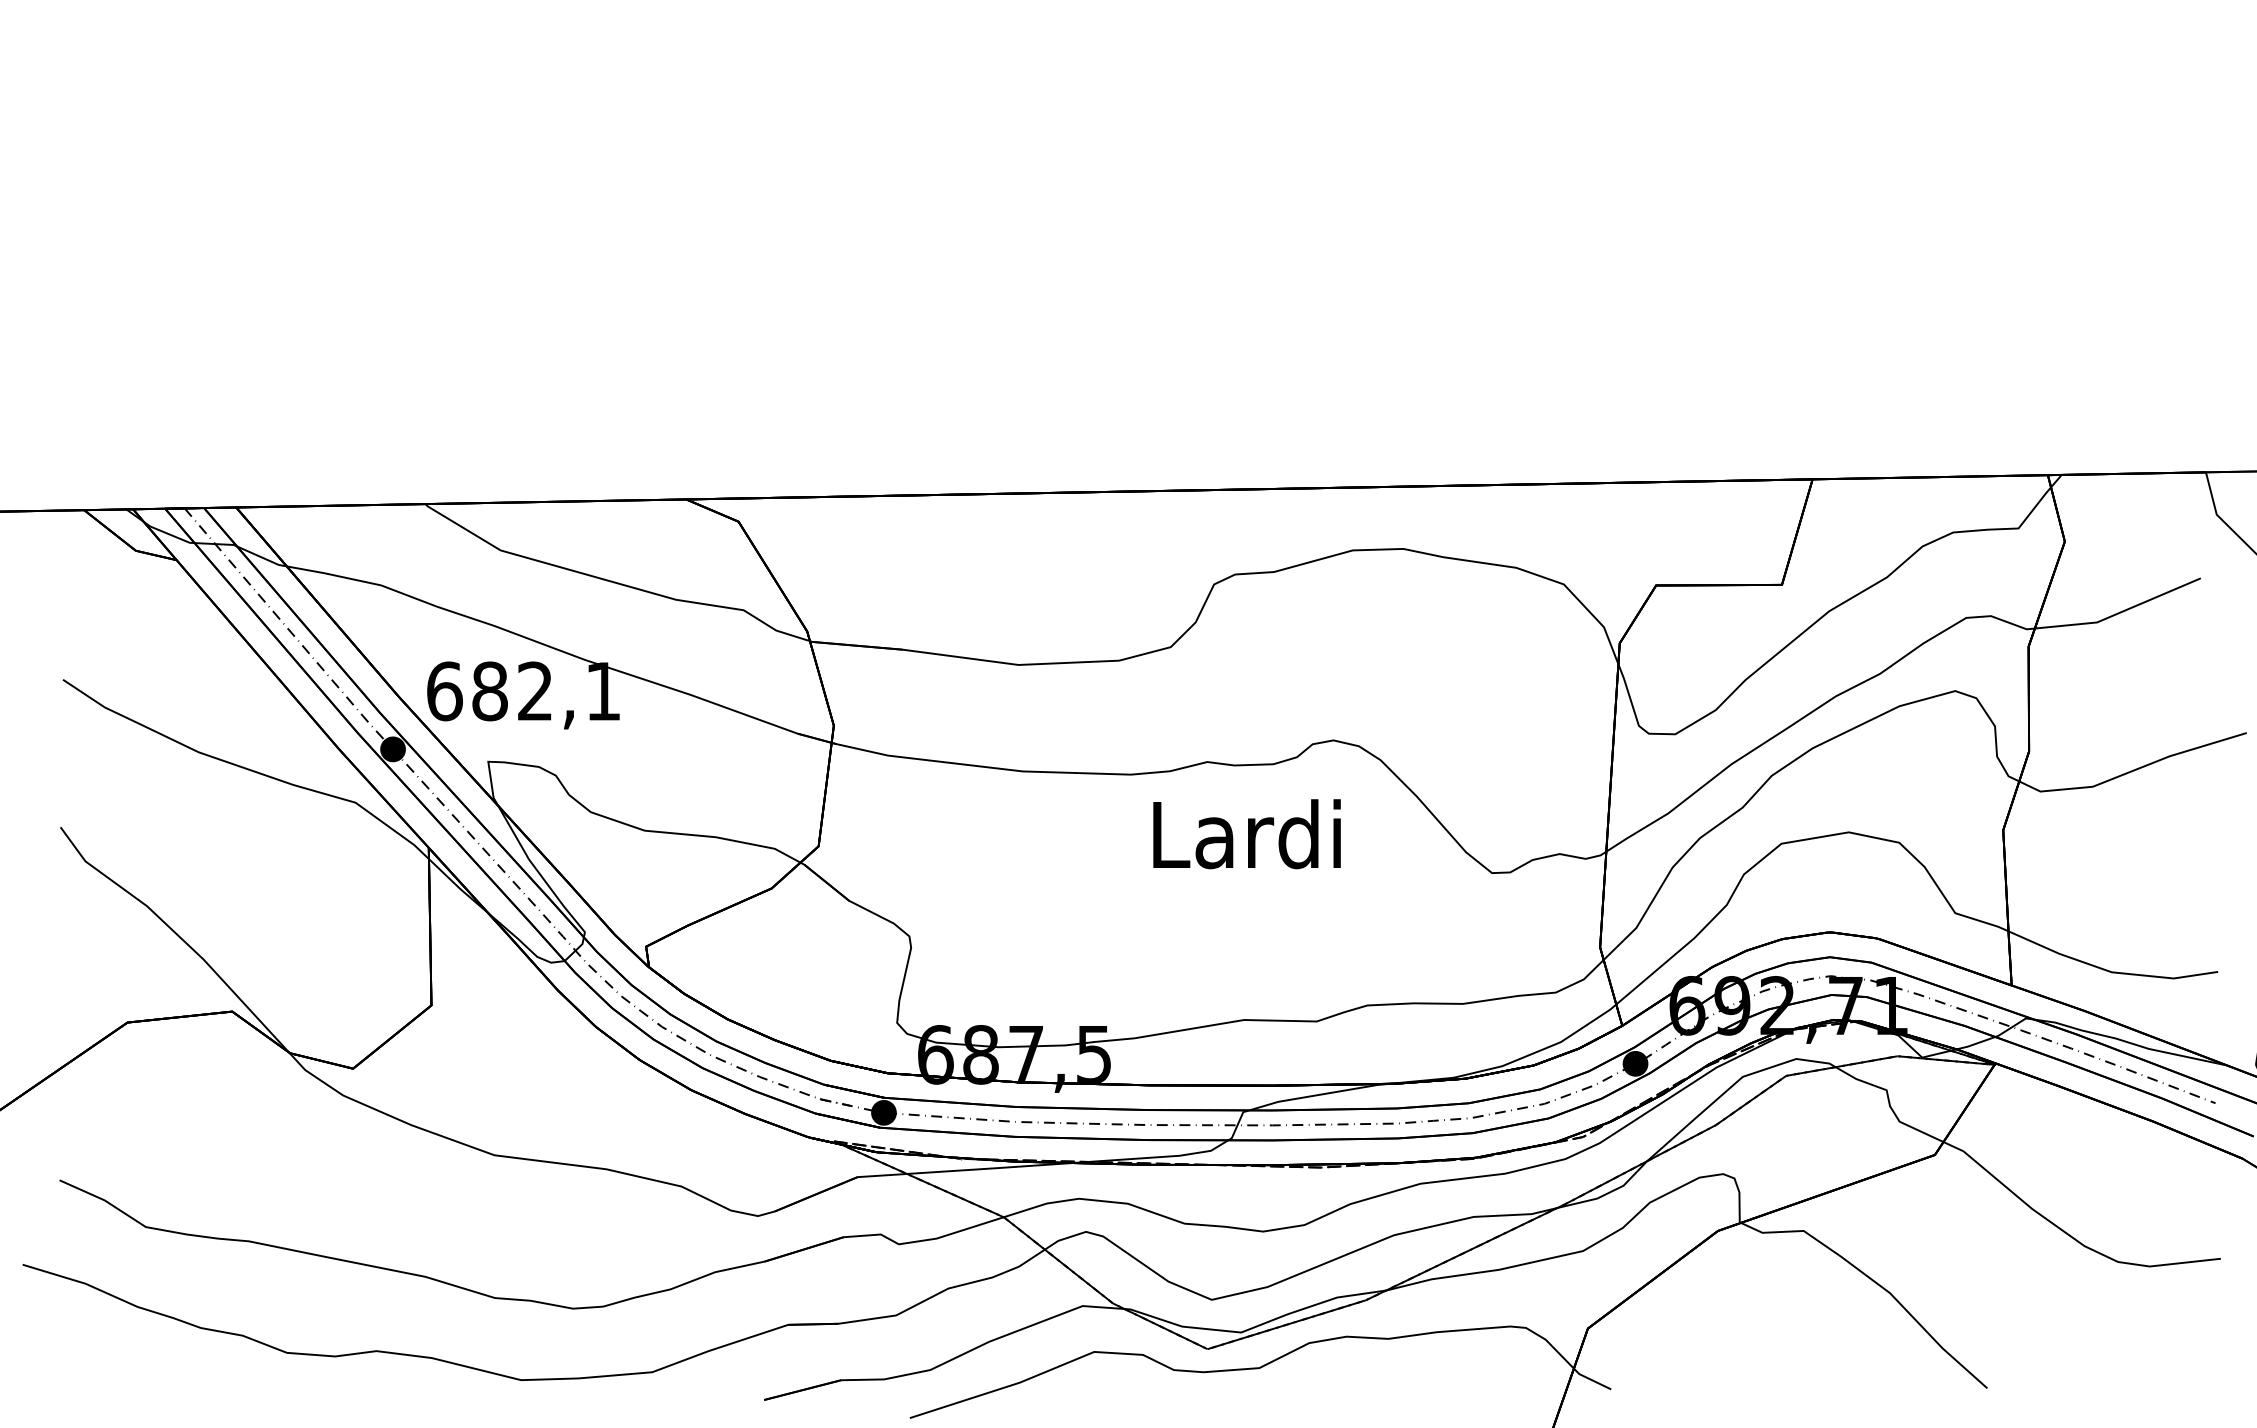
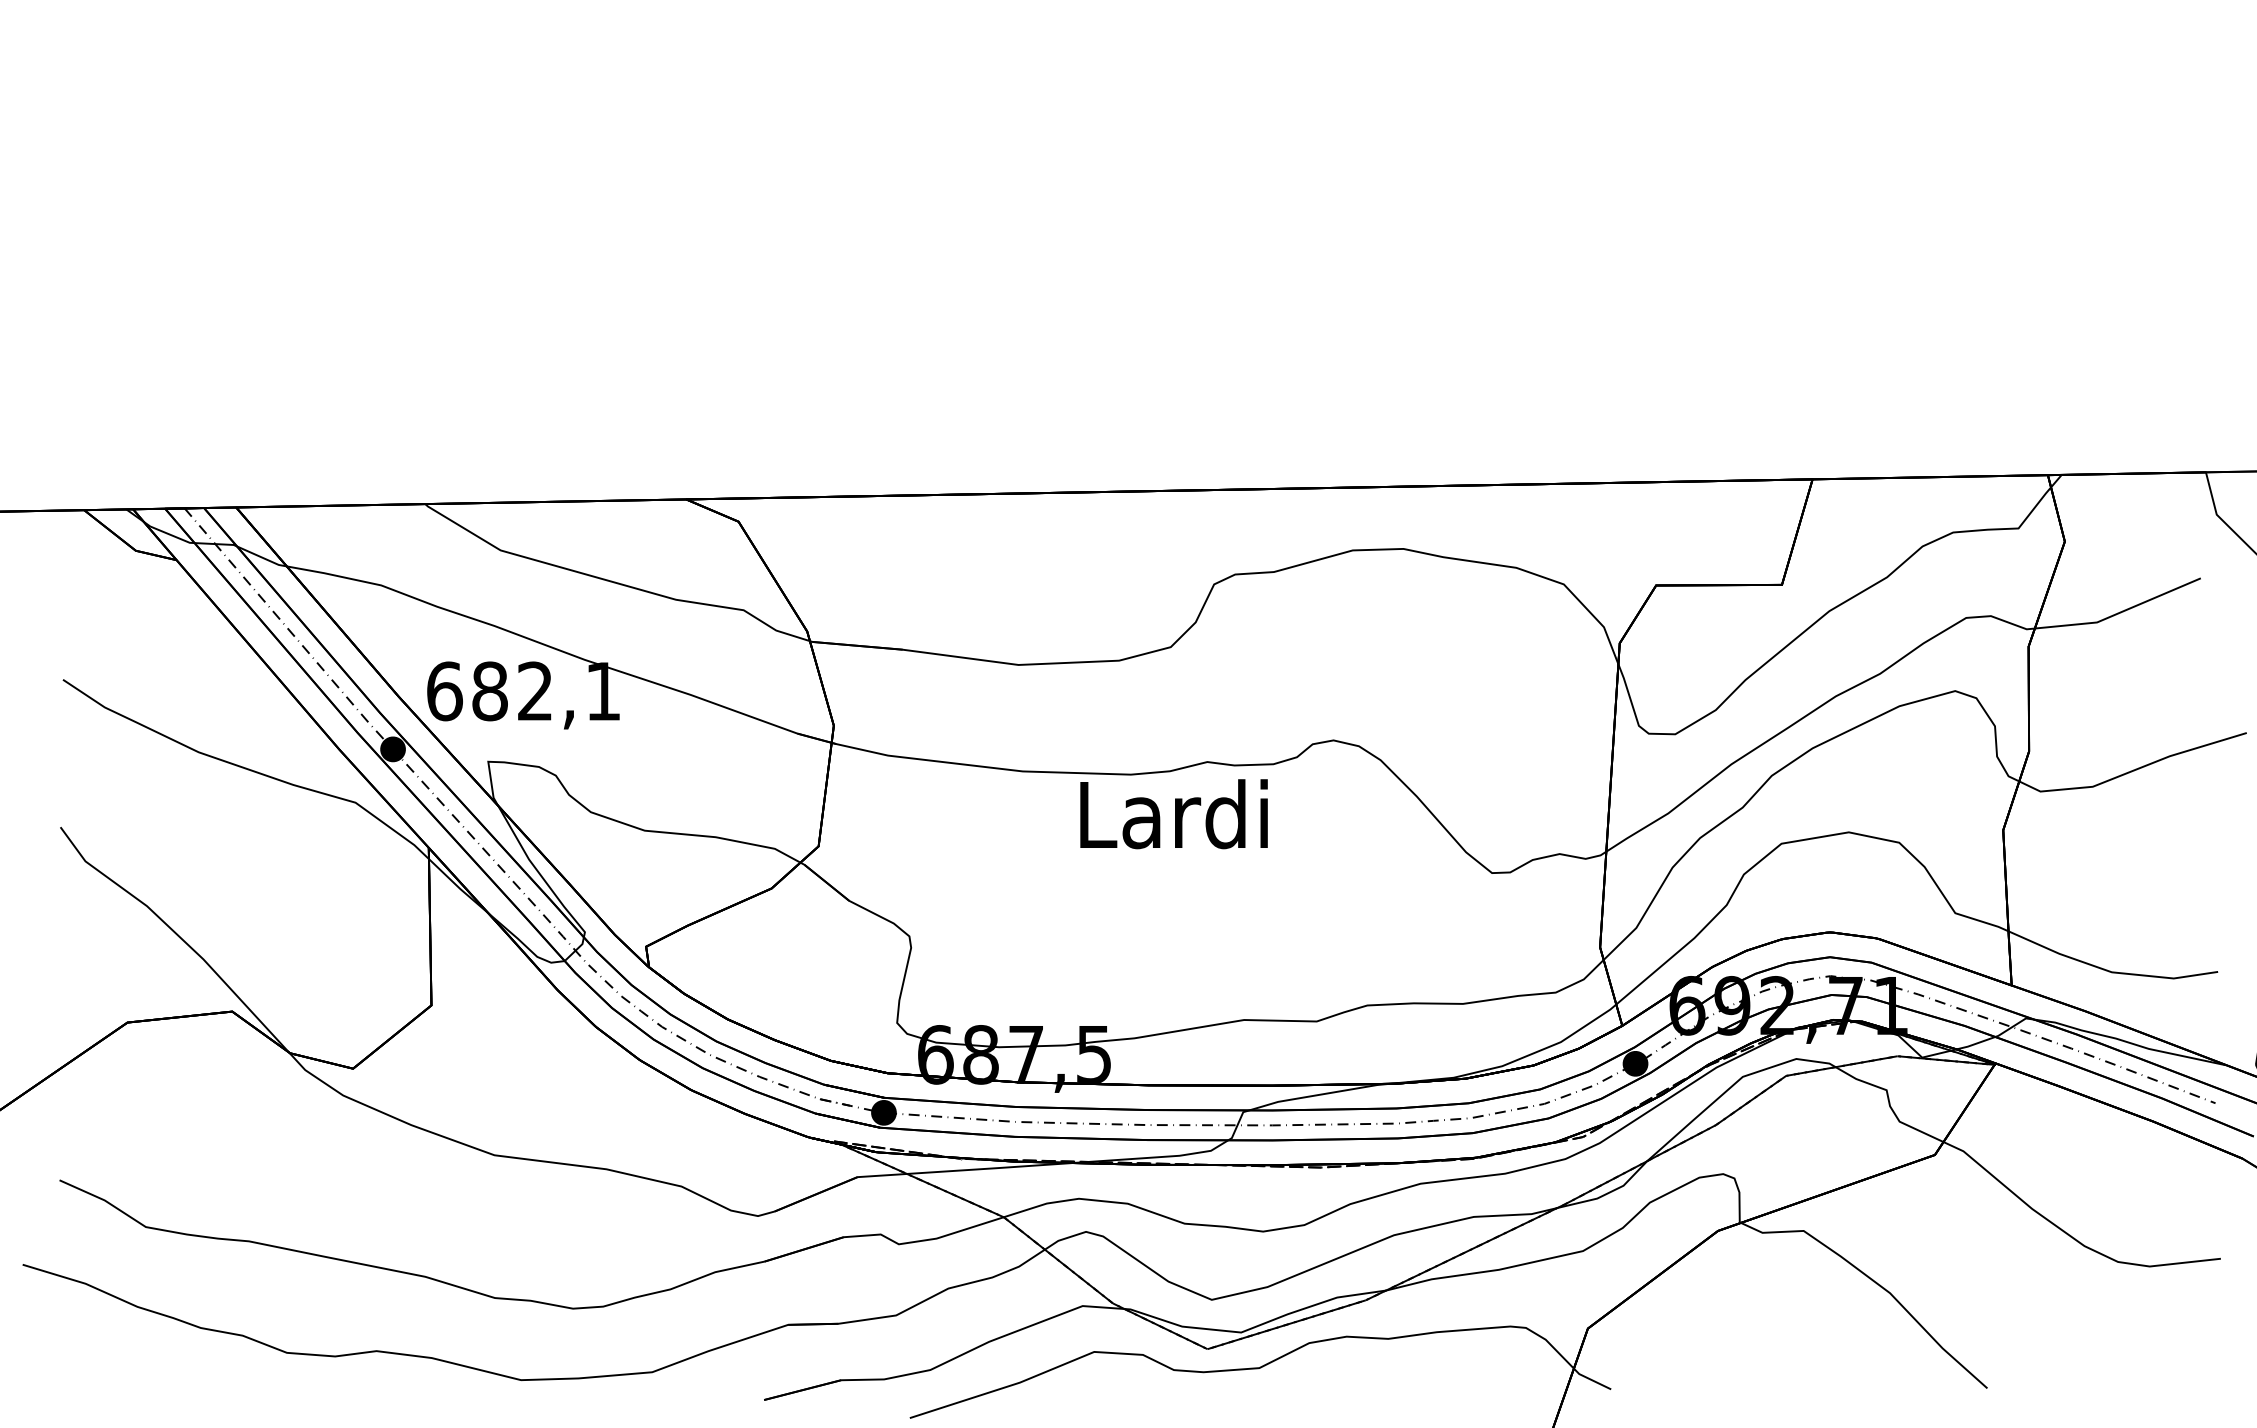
text position: (1246, 834) -> (1173, 814) (1173, 814)
